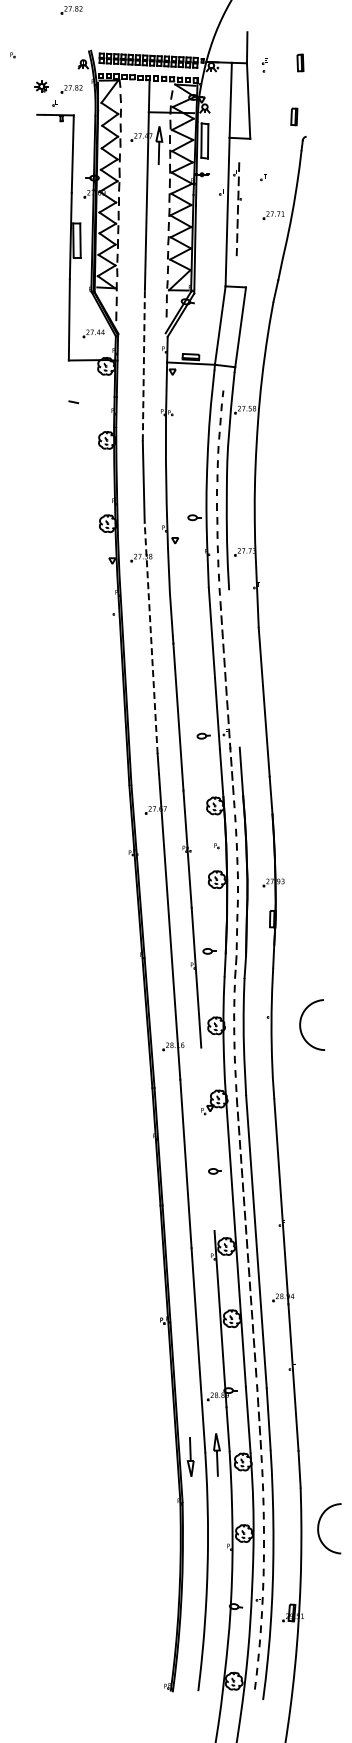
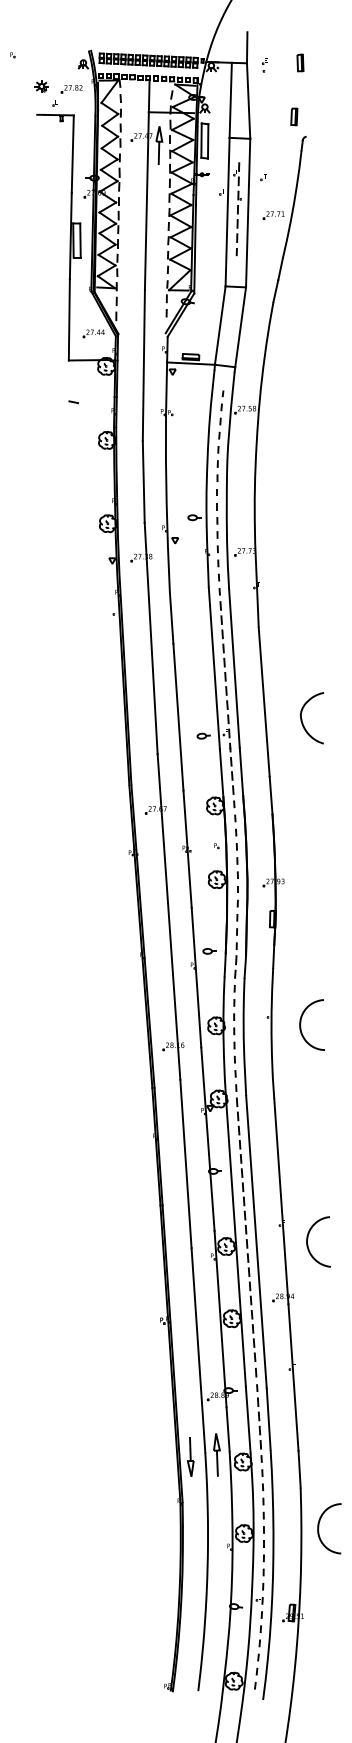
part: present -> none (71, 10)
line: none -> present (248, 212)
line: dashed -> solid (143, 365)
line: dashed -> solid (151, 638)
line: none -> present (234, 668)
curve: none -> present (302, 718)
line: none -> present (207, 1138)
curve: none -> present (308, 1238)
